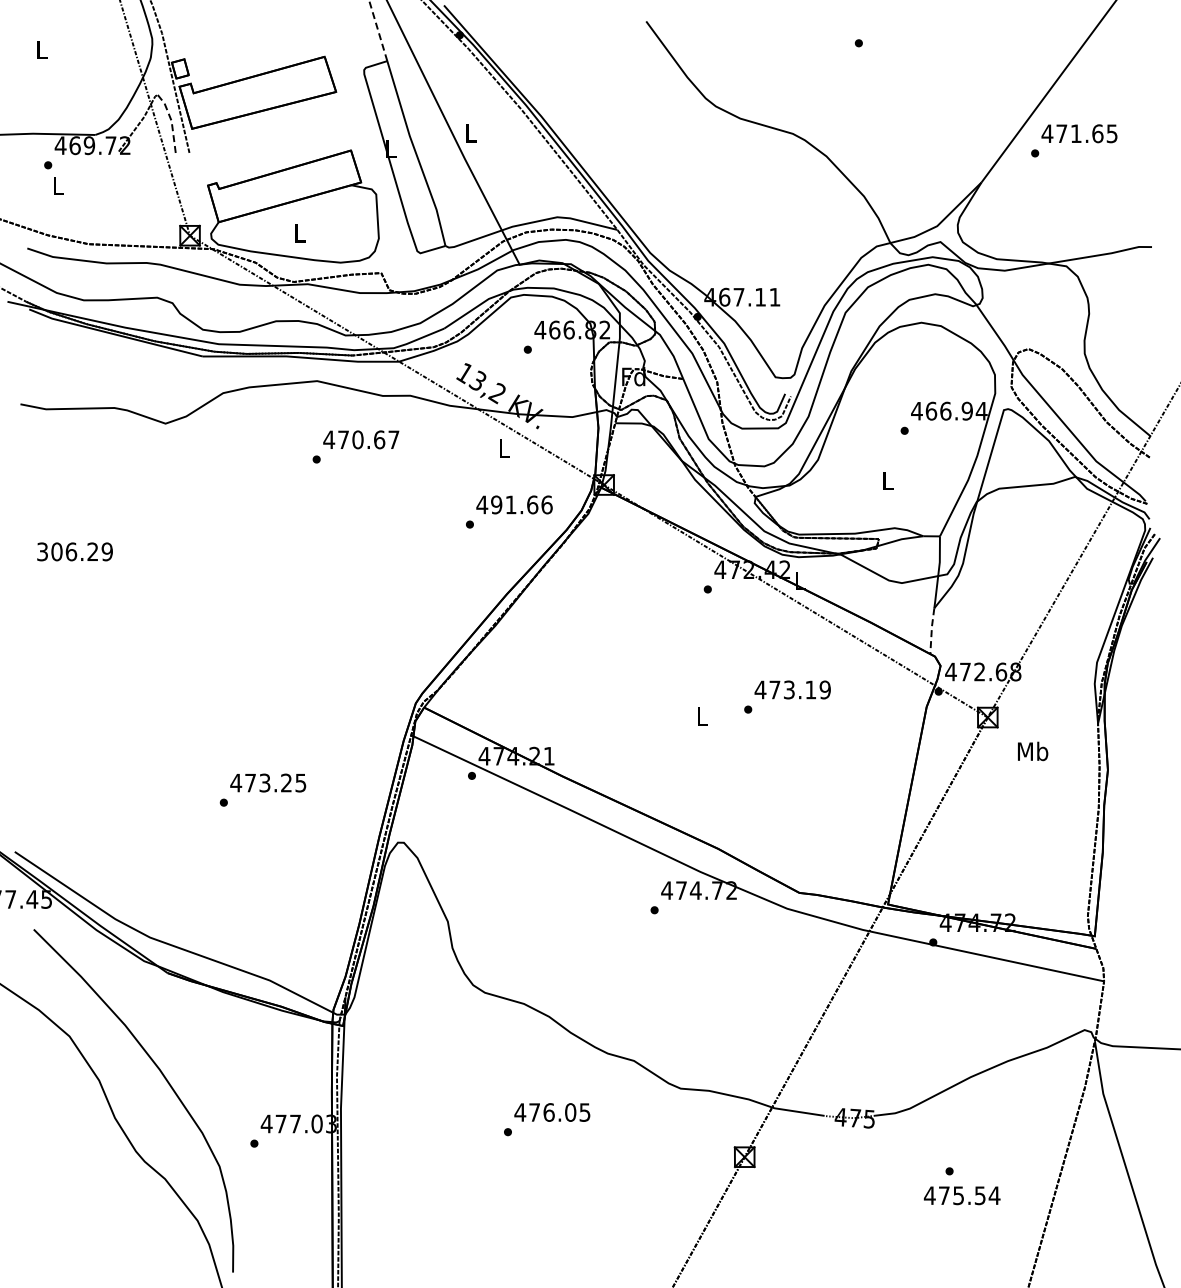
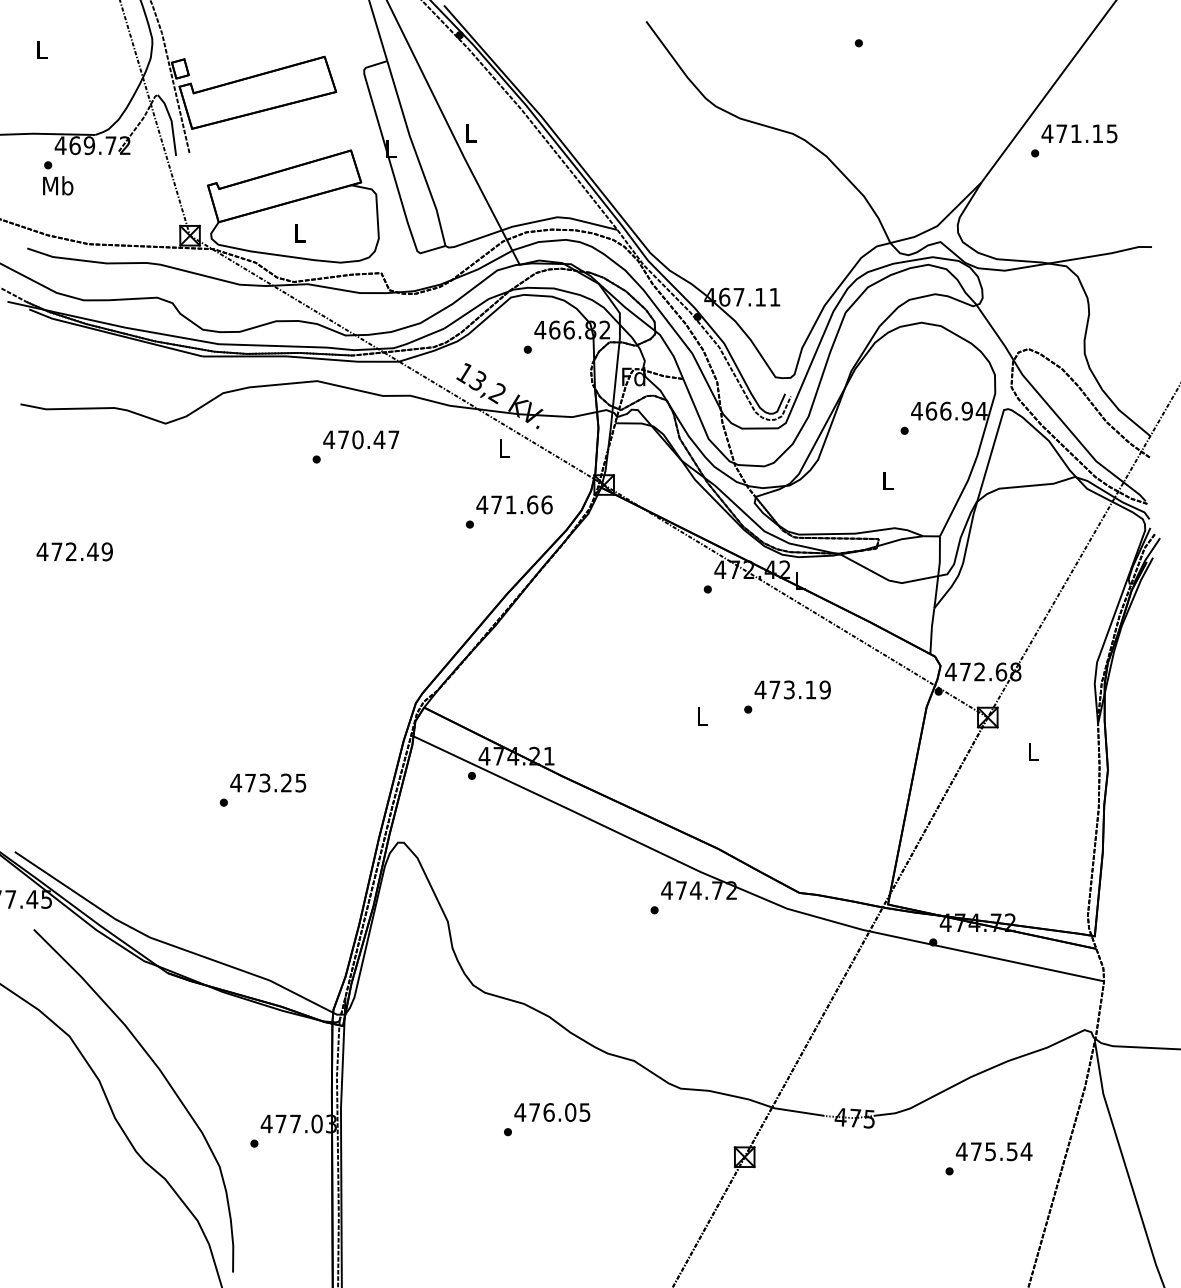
line: dashed -> solid (378, 30)
line: dashed -> solid (171, 122)
text: 471.65 -> 471.15 (1097, 133)
text: L -> Mb (58, 185)
text: 470.67 -> 470.47 (379, 439)
text: 491.66 -> 471.66 (496, 504)
text: 306.29 -> 472.49 (67, 551)
line: dashed -> solid (931, 630)
text: Mb -> L (1033, 751)
text position: (962, 1195) -> (994, 1151) (994, 1151)
